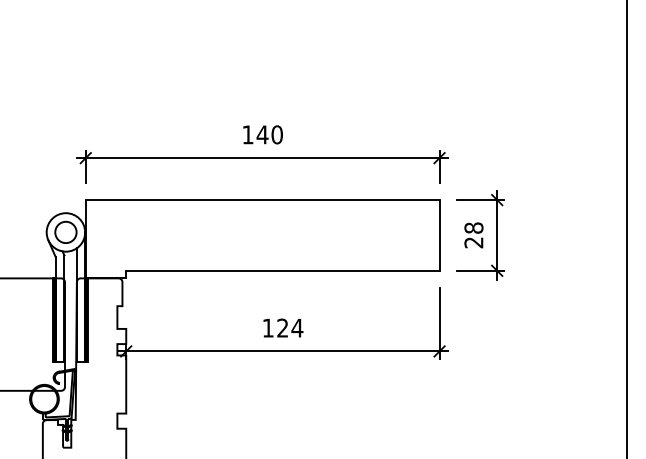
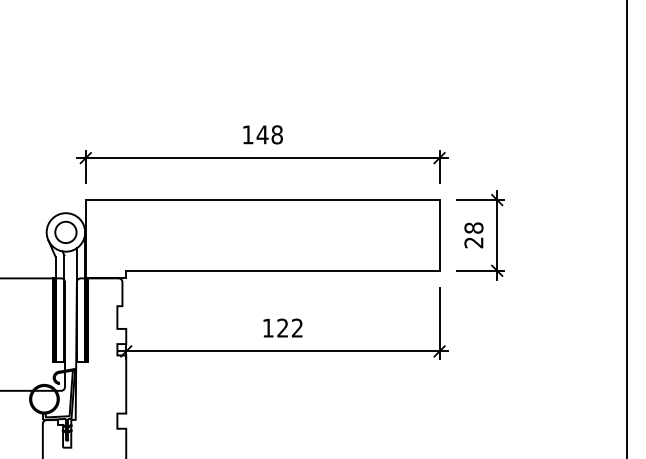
text: 140 -> 148 (276, 134)
text: 124 -> 122 (297, 327)
